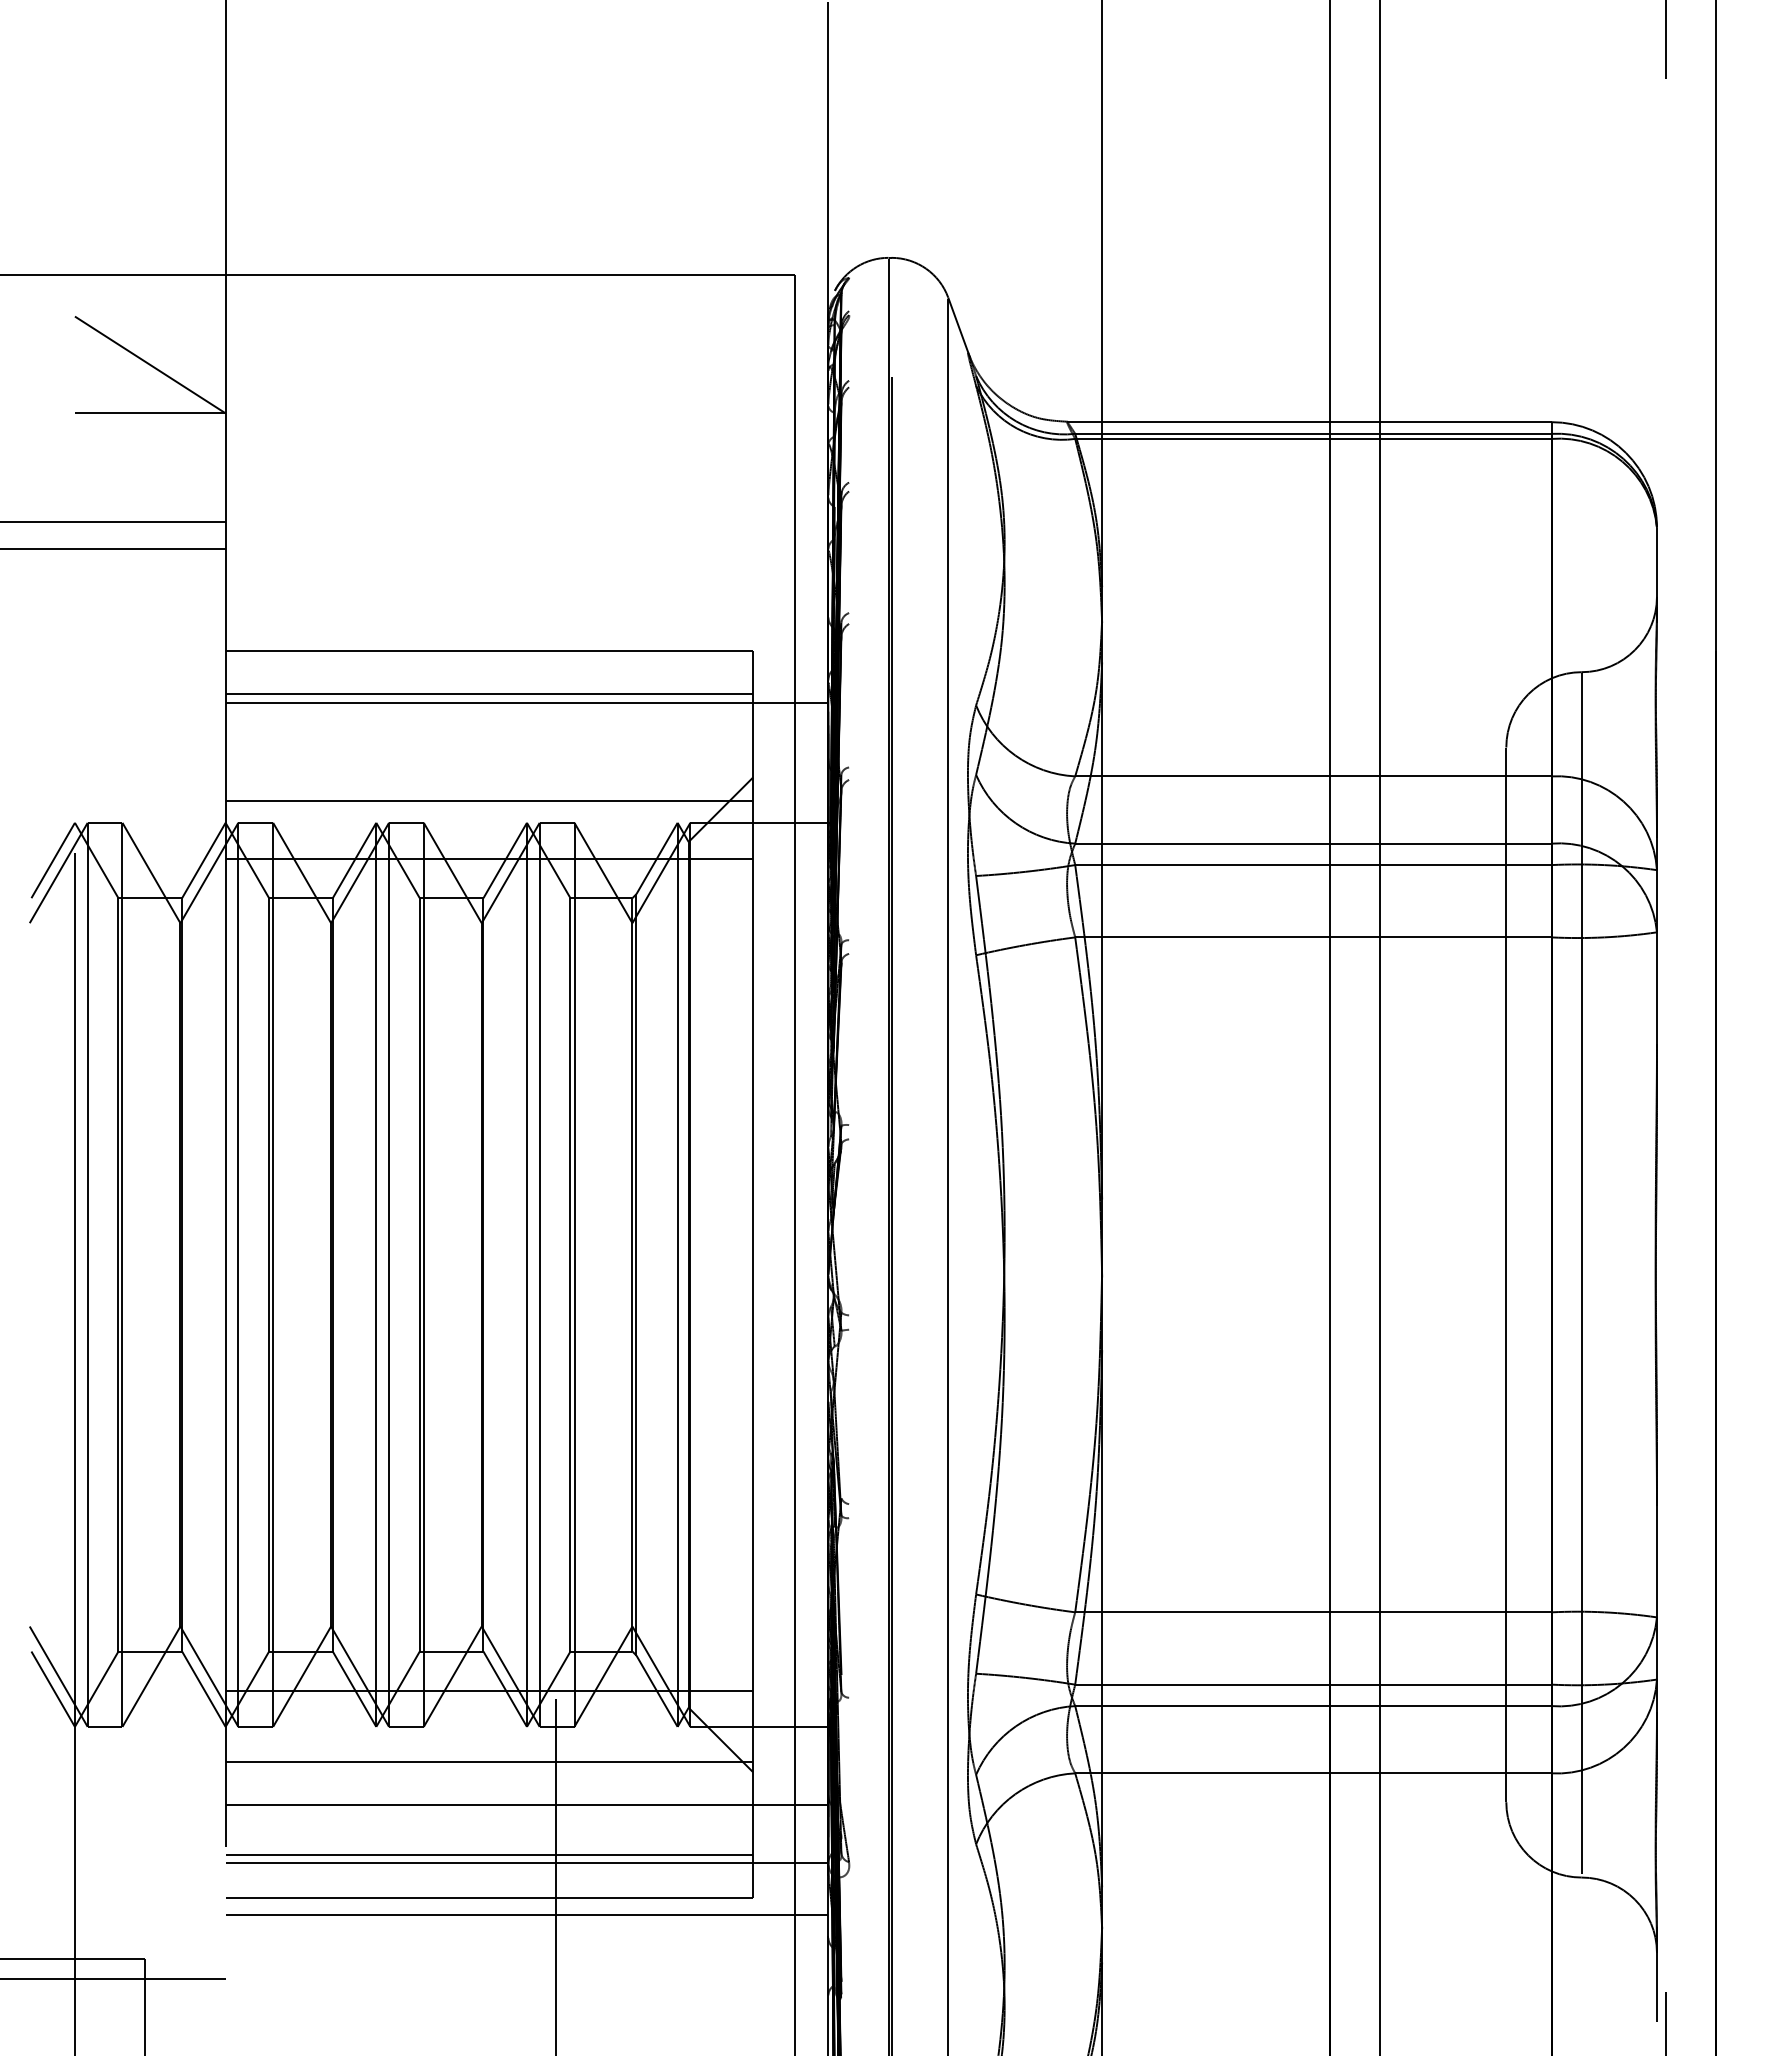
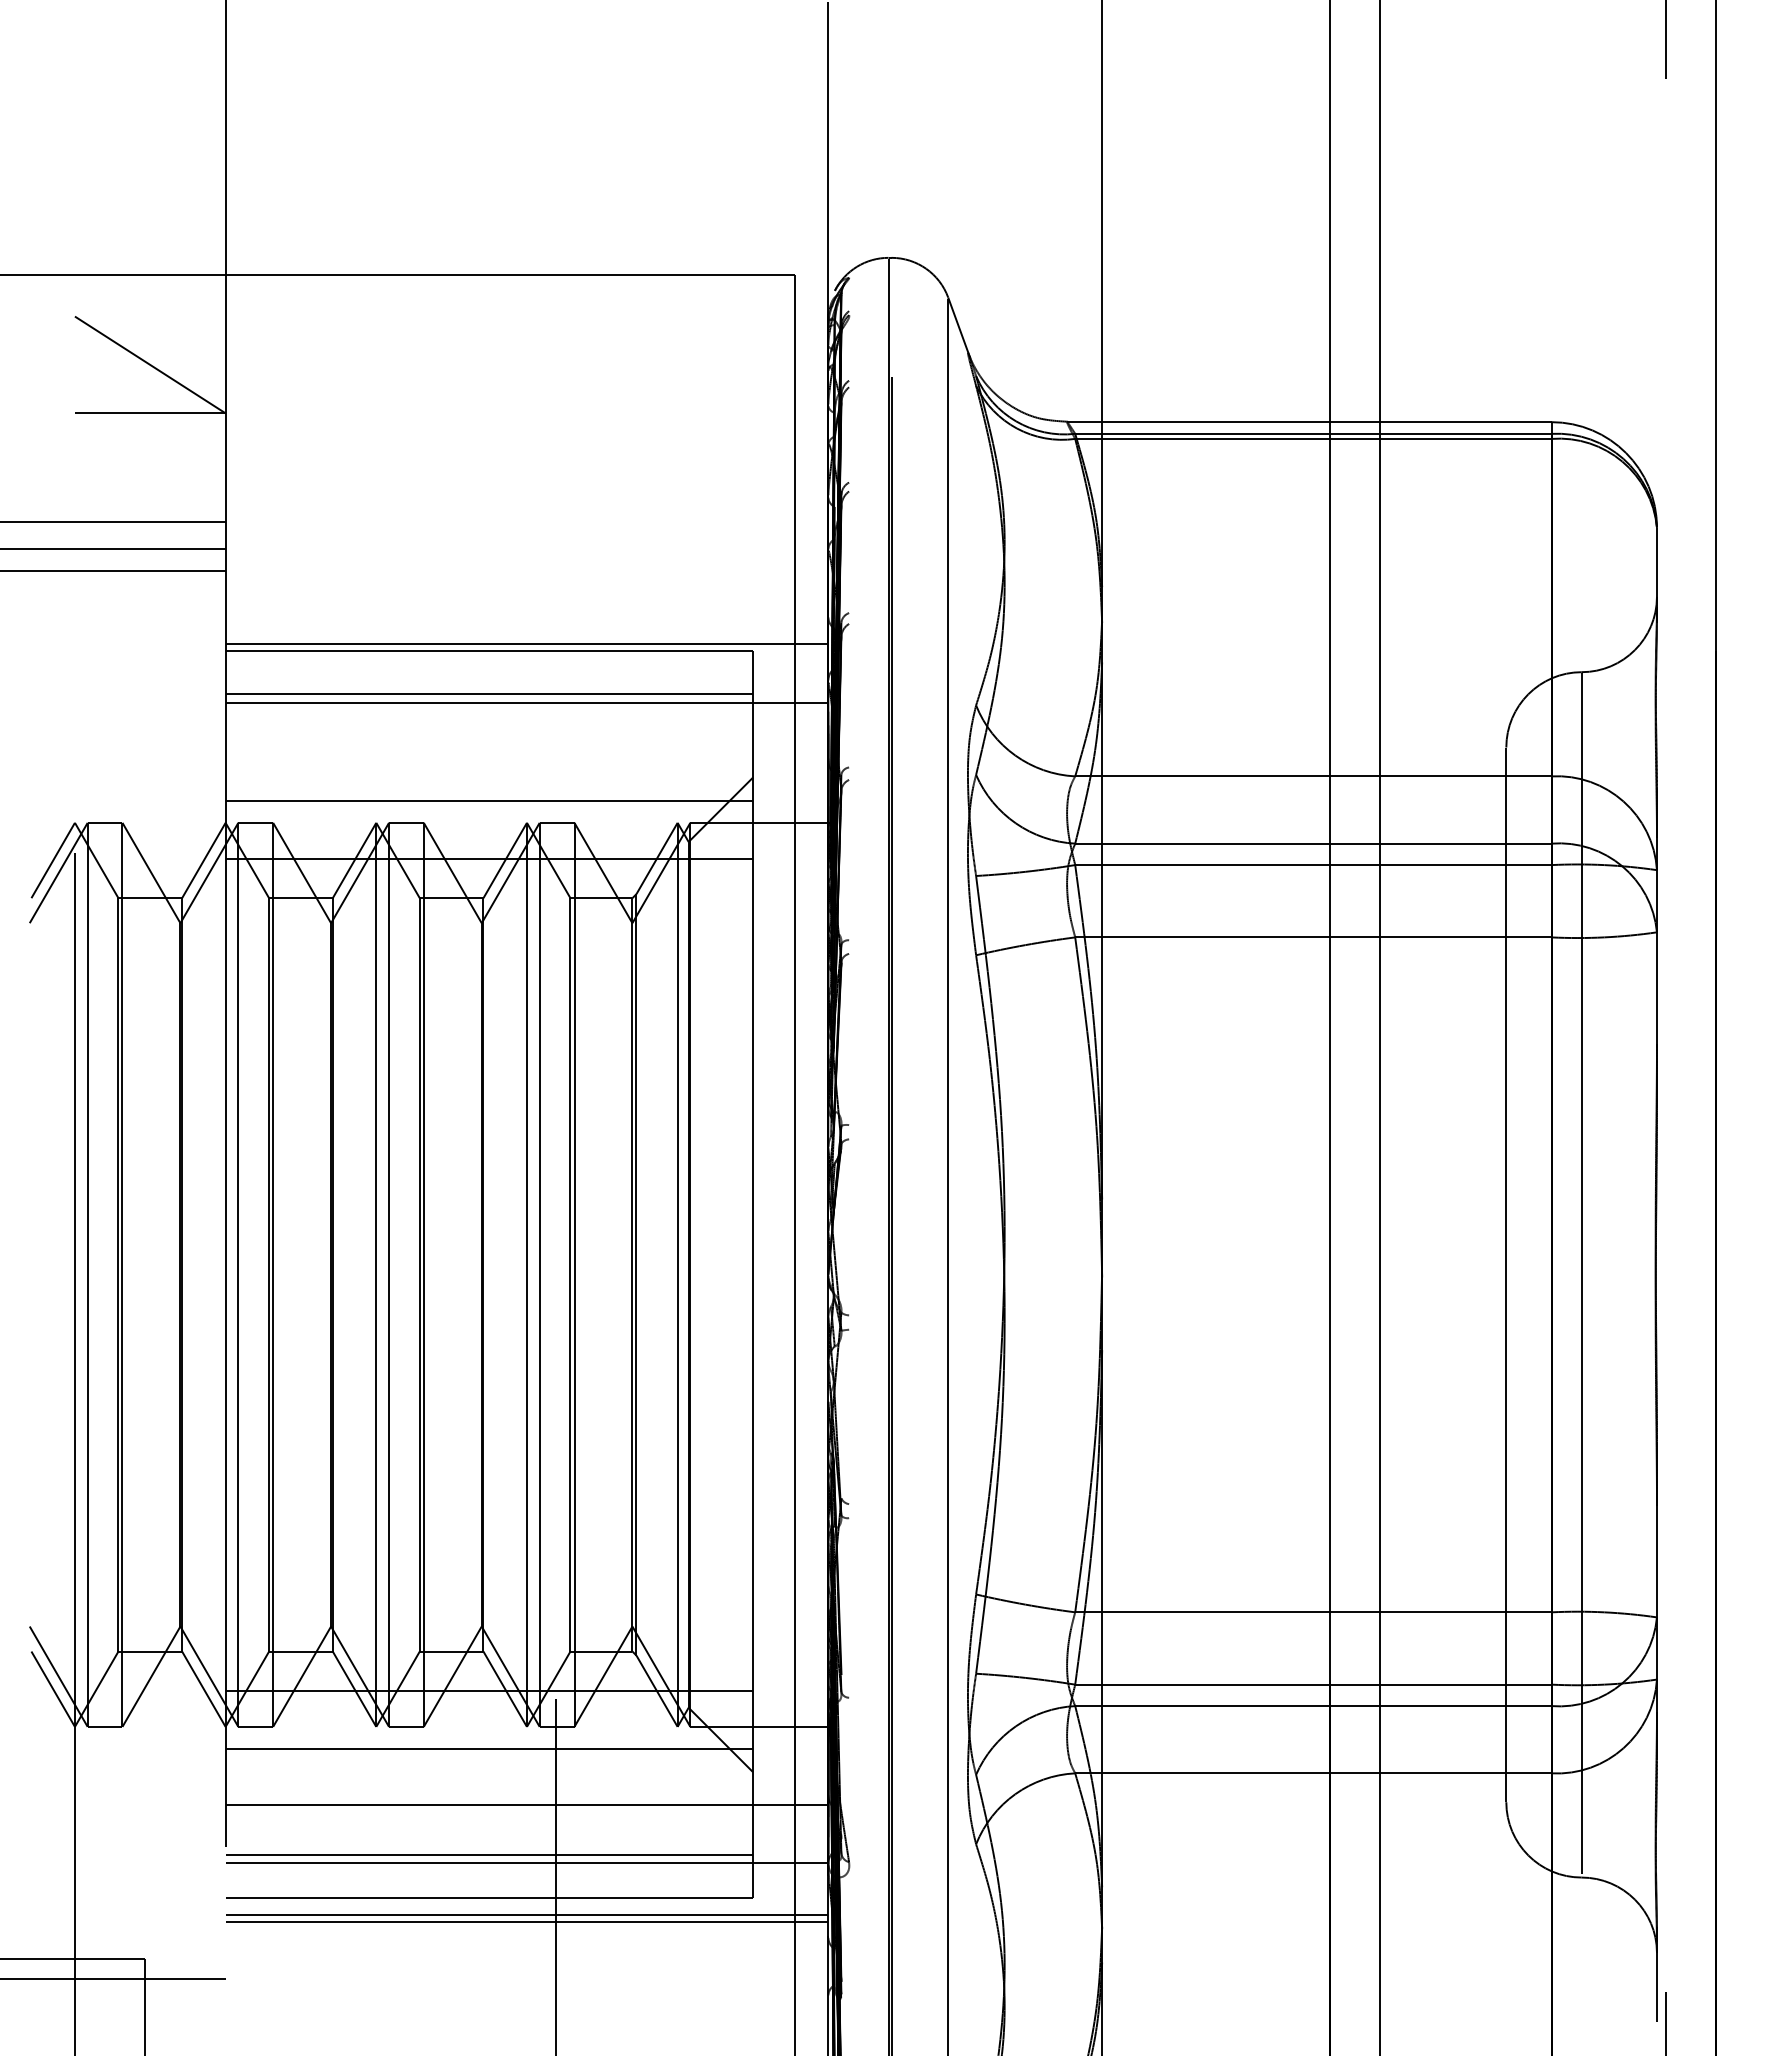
line: none -> present (113, 570)
line: none -> present (526, 643)
line position: (488, 1761) -> (488, 1748) (488, 1748)
line: none -> present (526, 1921)
